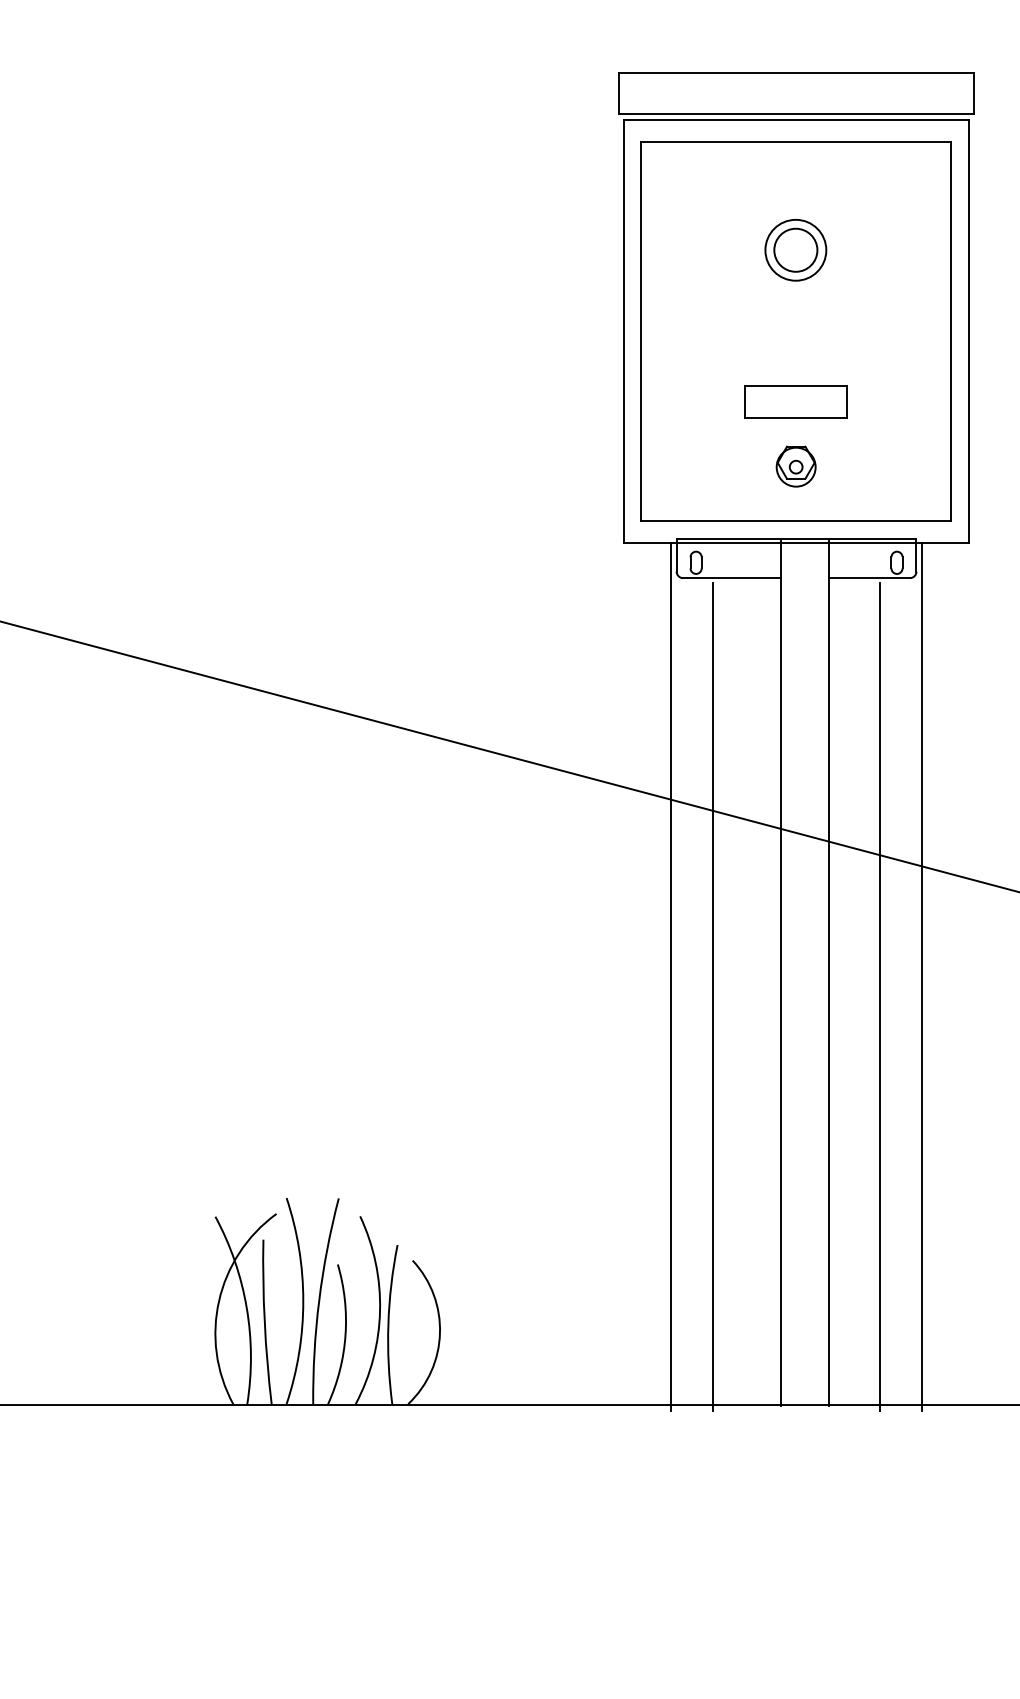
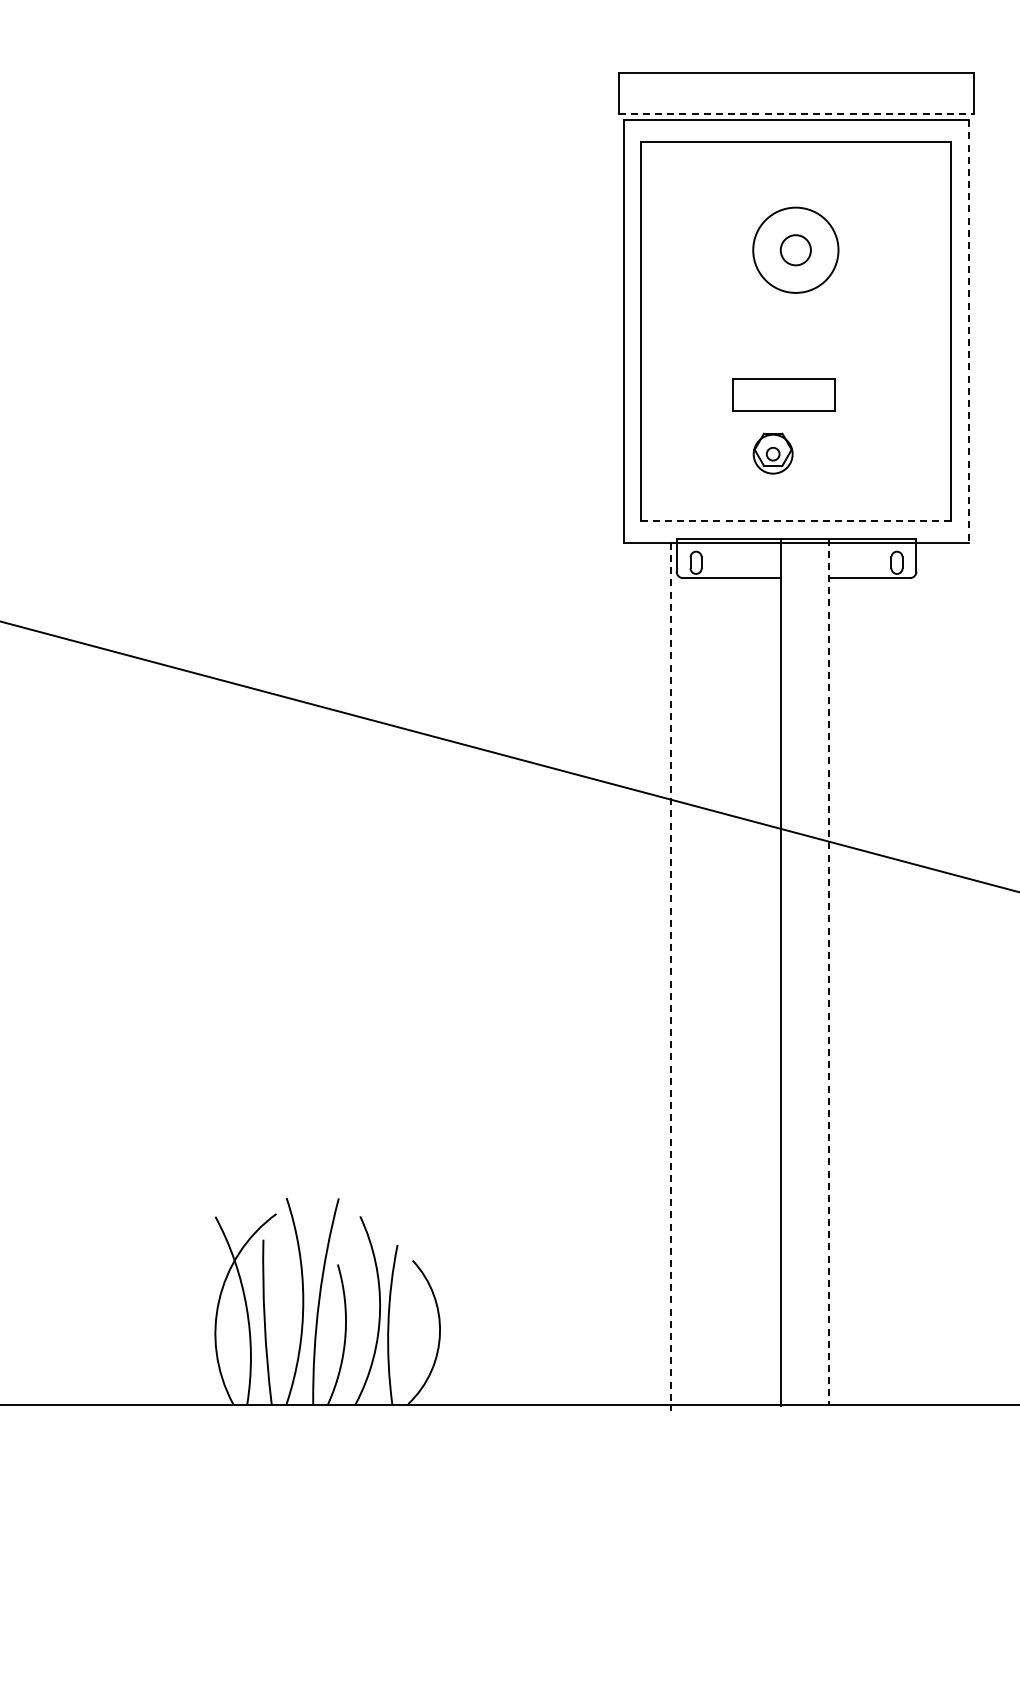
line: solid -> dashed (796, 113)
circle diameter: 43 px -> 30 px (795, 250)
circle diameter: 61 px -> 85 px (795, 249)
line: solid -> dashed (969, 332)
part position: (795, 401) -> (783, 394) (783, 394)
part position: (795, 466) -> (772, 453) (772, 453)
line: solid -> dashed (796, 521)
line: solid -> dashed (829, 972)
line: solid -> dashed (670, 976)
line: present -> none (922, 976)
line: present -> none (713, 996)
line: present -> none (879, 996)
